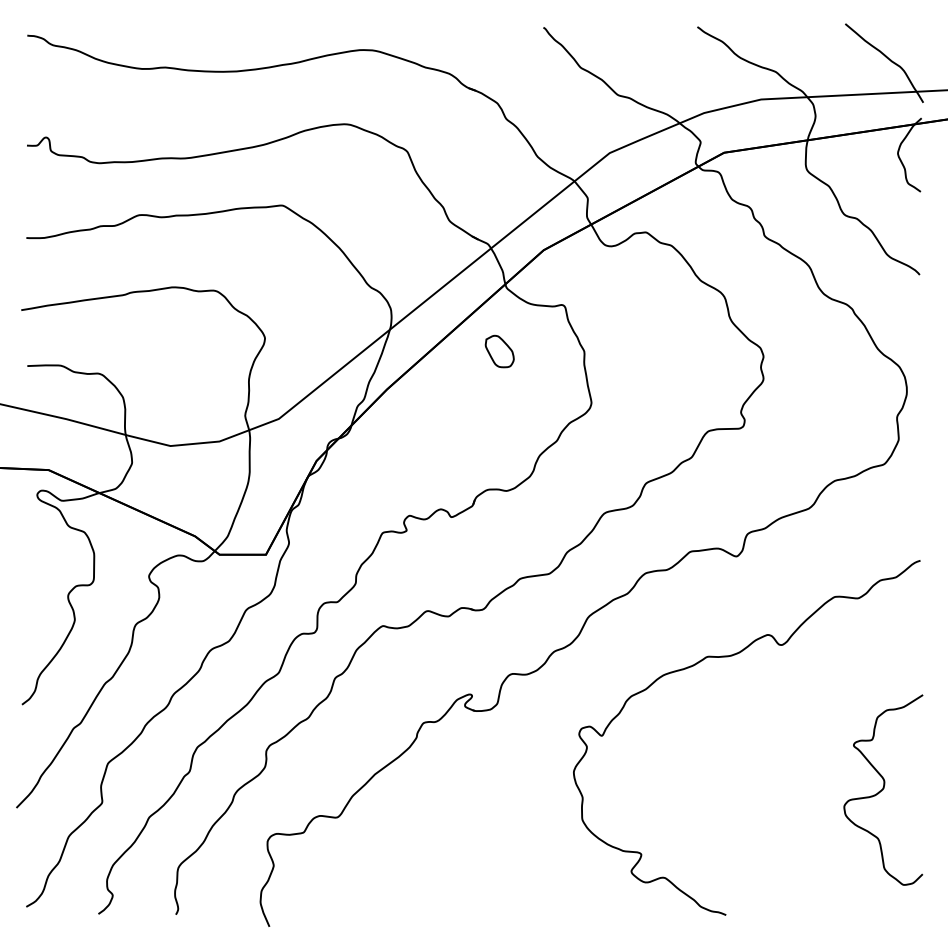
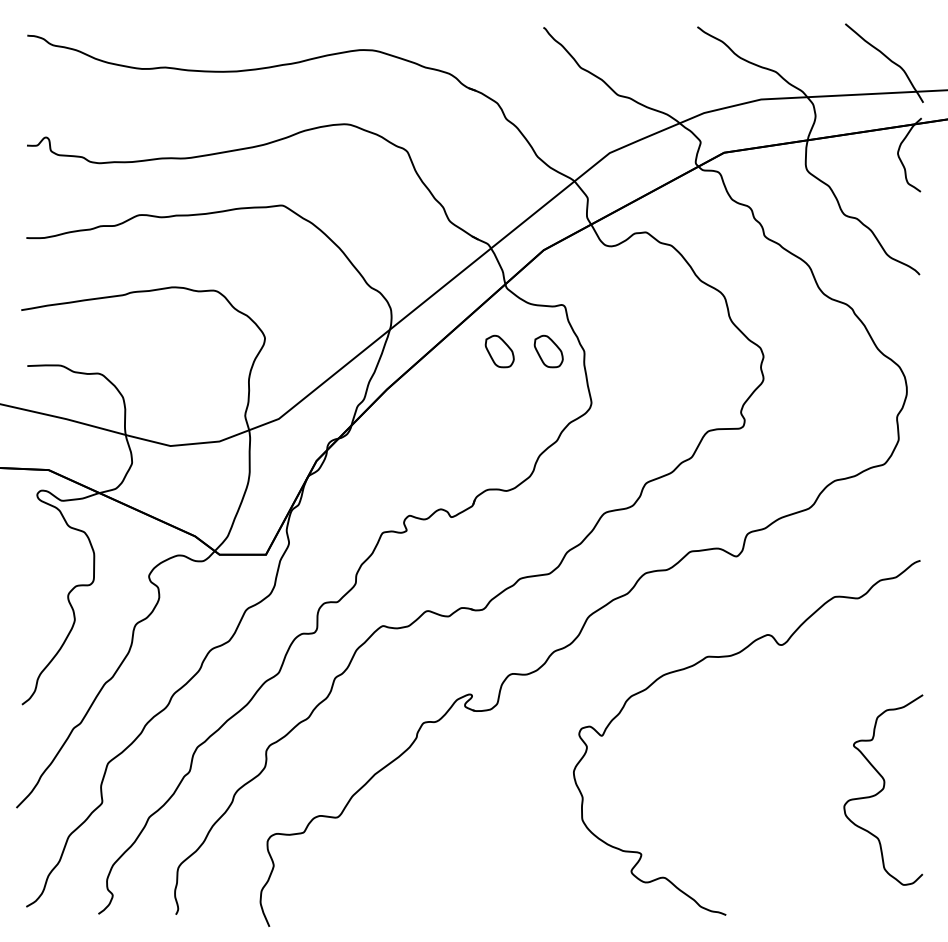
part: none -> present (548, 351)
